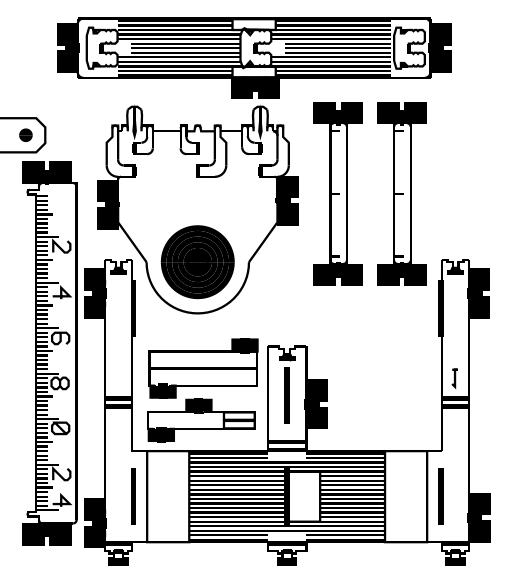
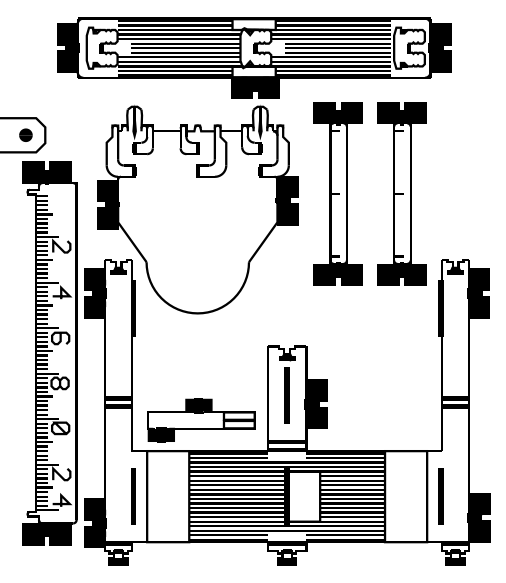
part: present -> none (197, 262)
part: present -> none (203, 368)
line: present -> none (454, 378)
